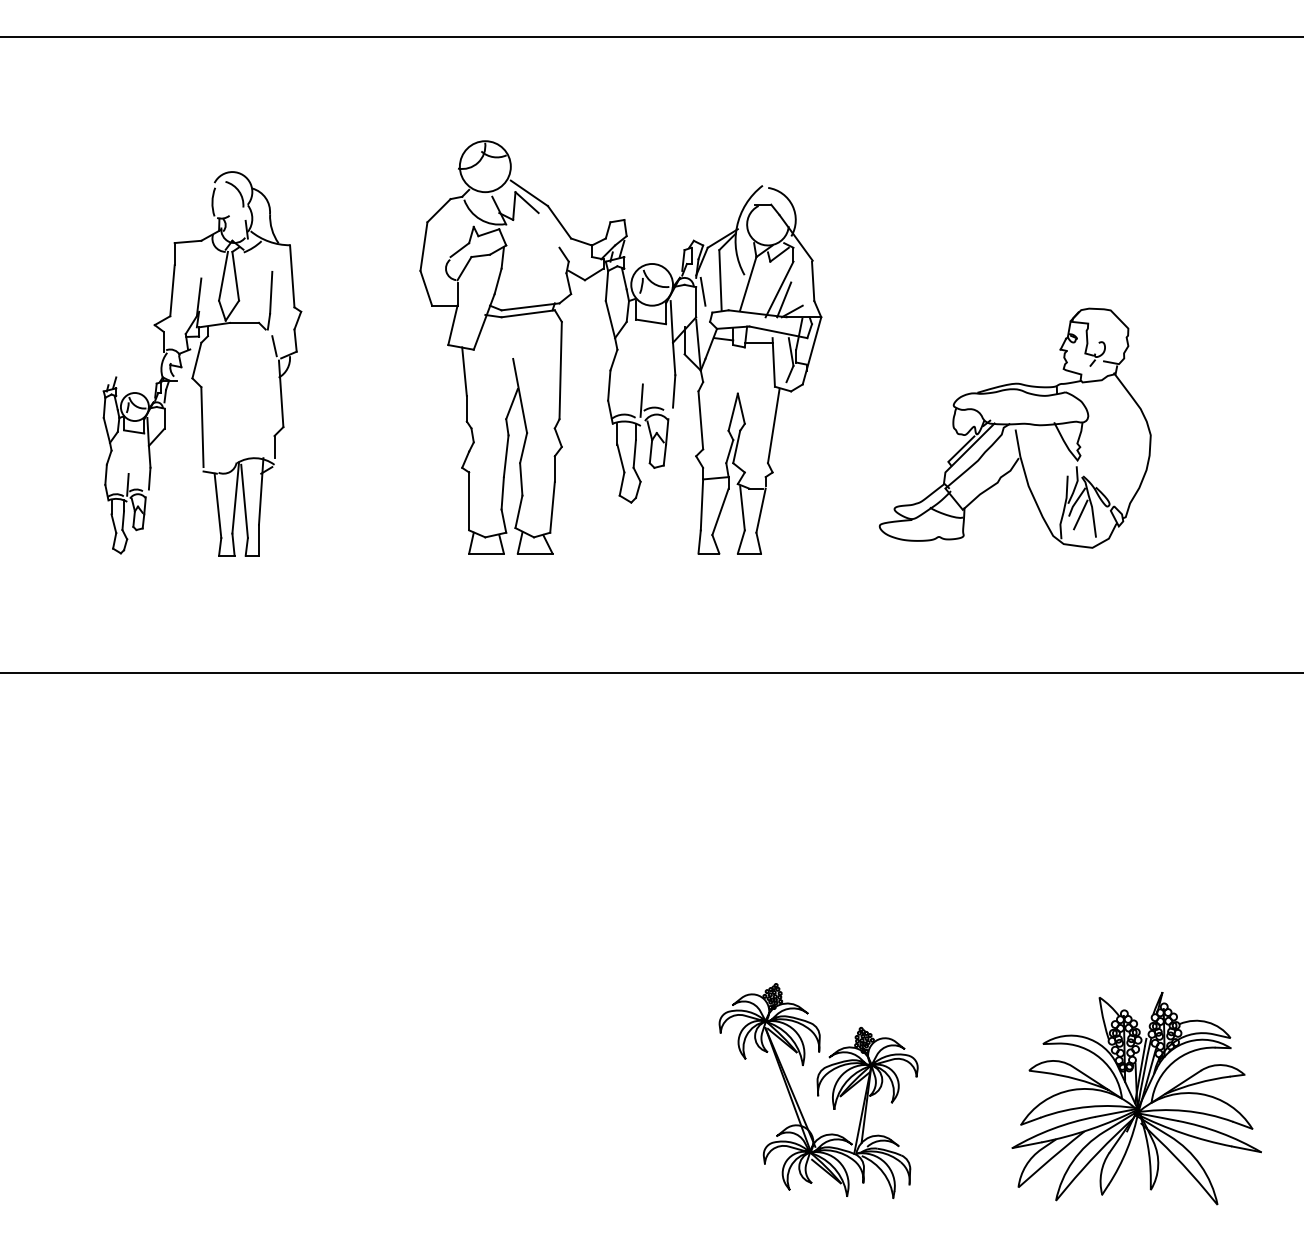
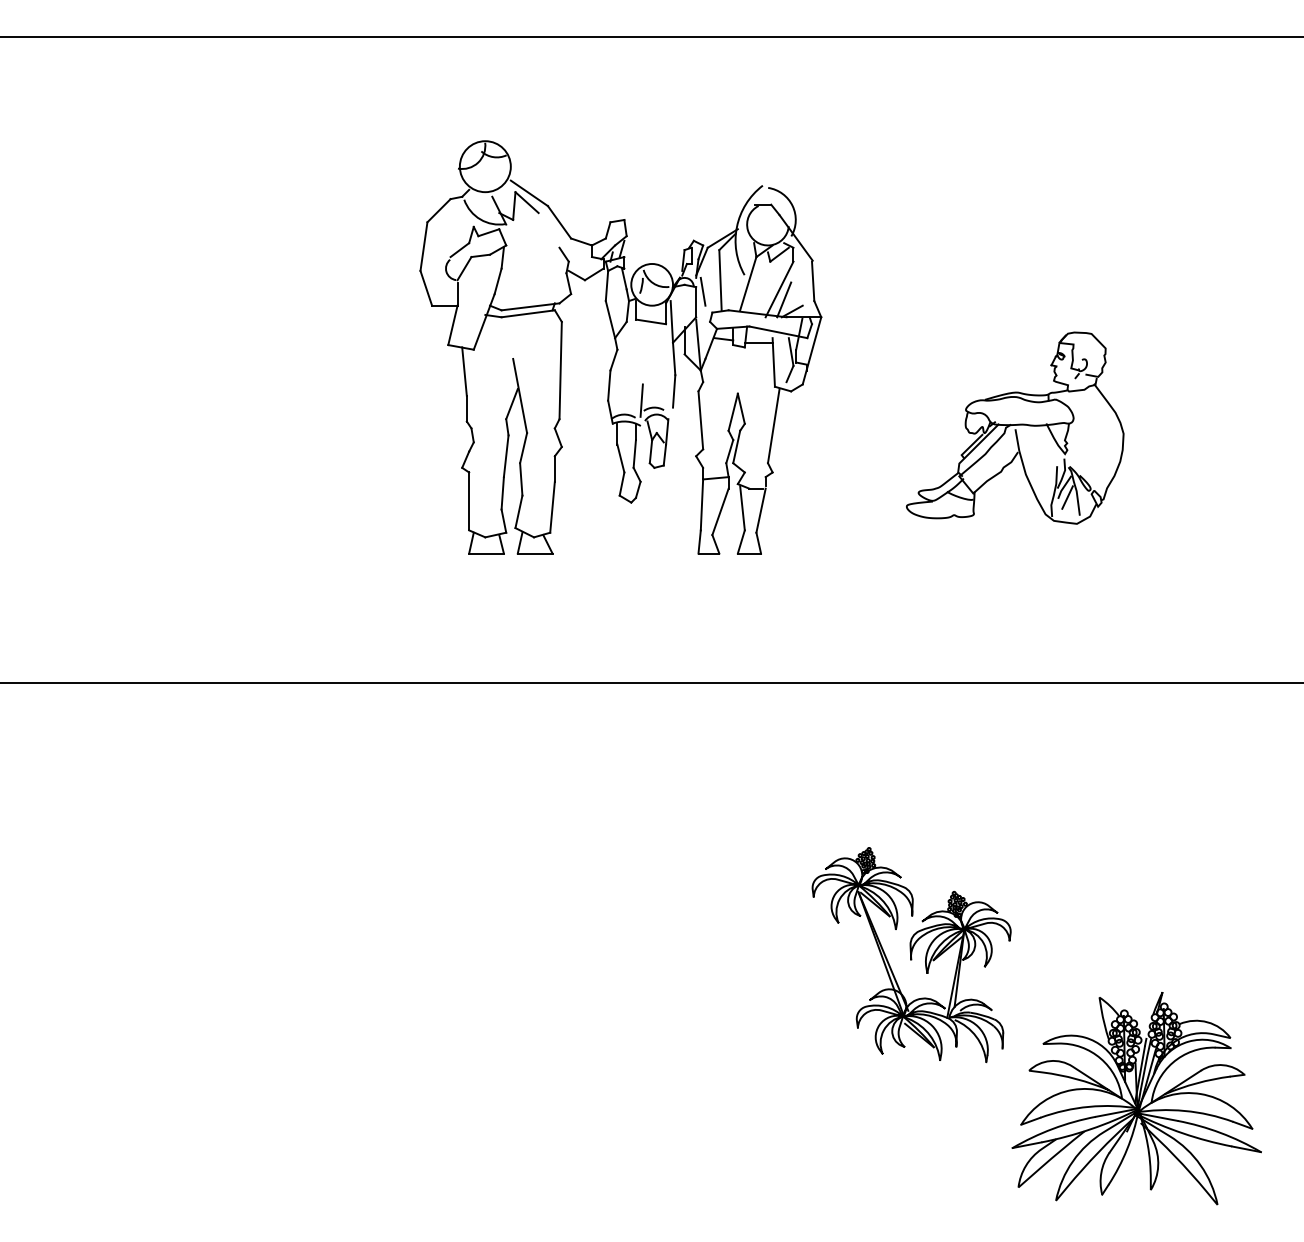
part: present -> none (202, 363)
part size: 274x242 px -> 219x194 px (1015, 427)
line position: (651, 673) -> (651, 683) (651, 683)
part position: (818, 1091) -> (911, 955) (911, 955)
